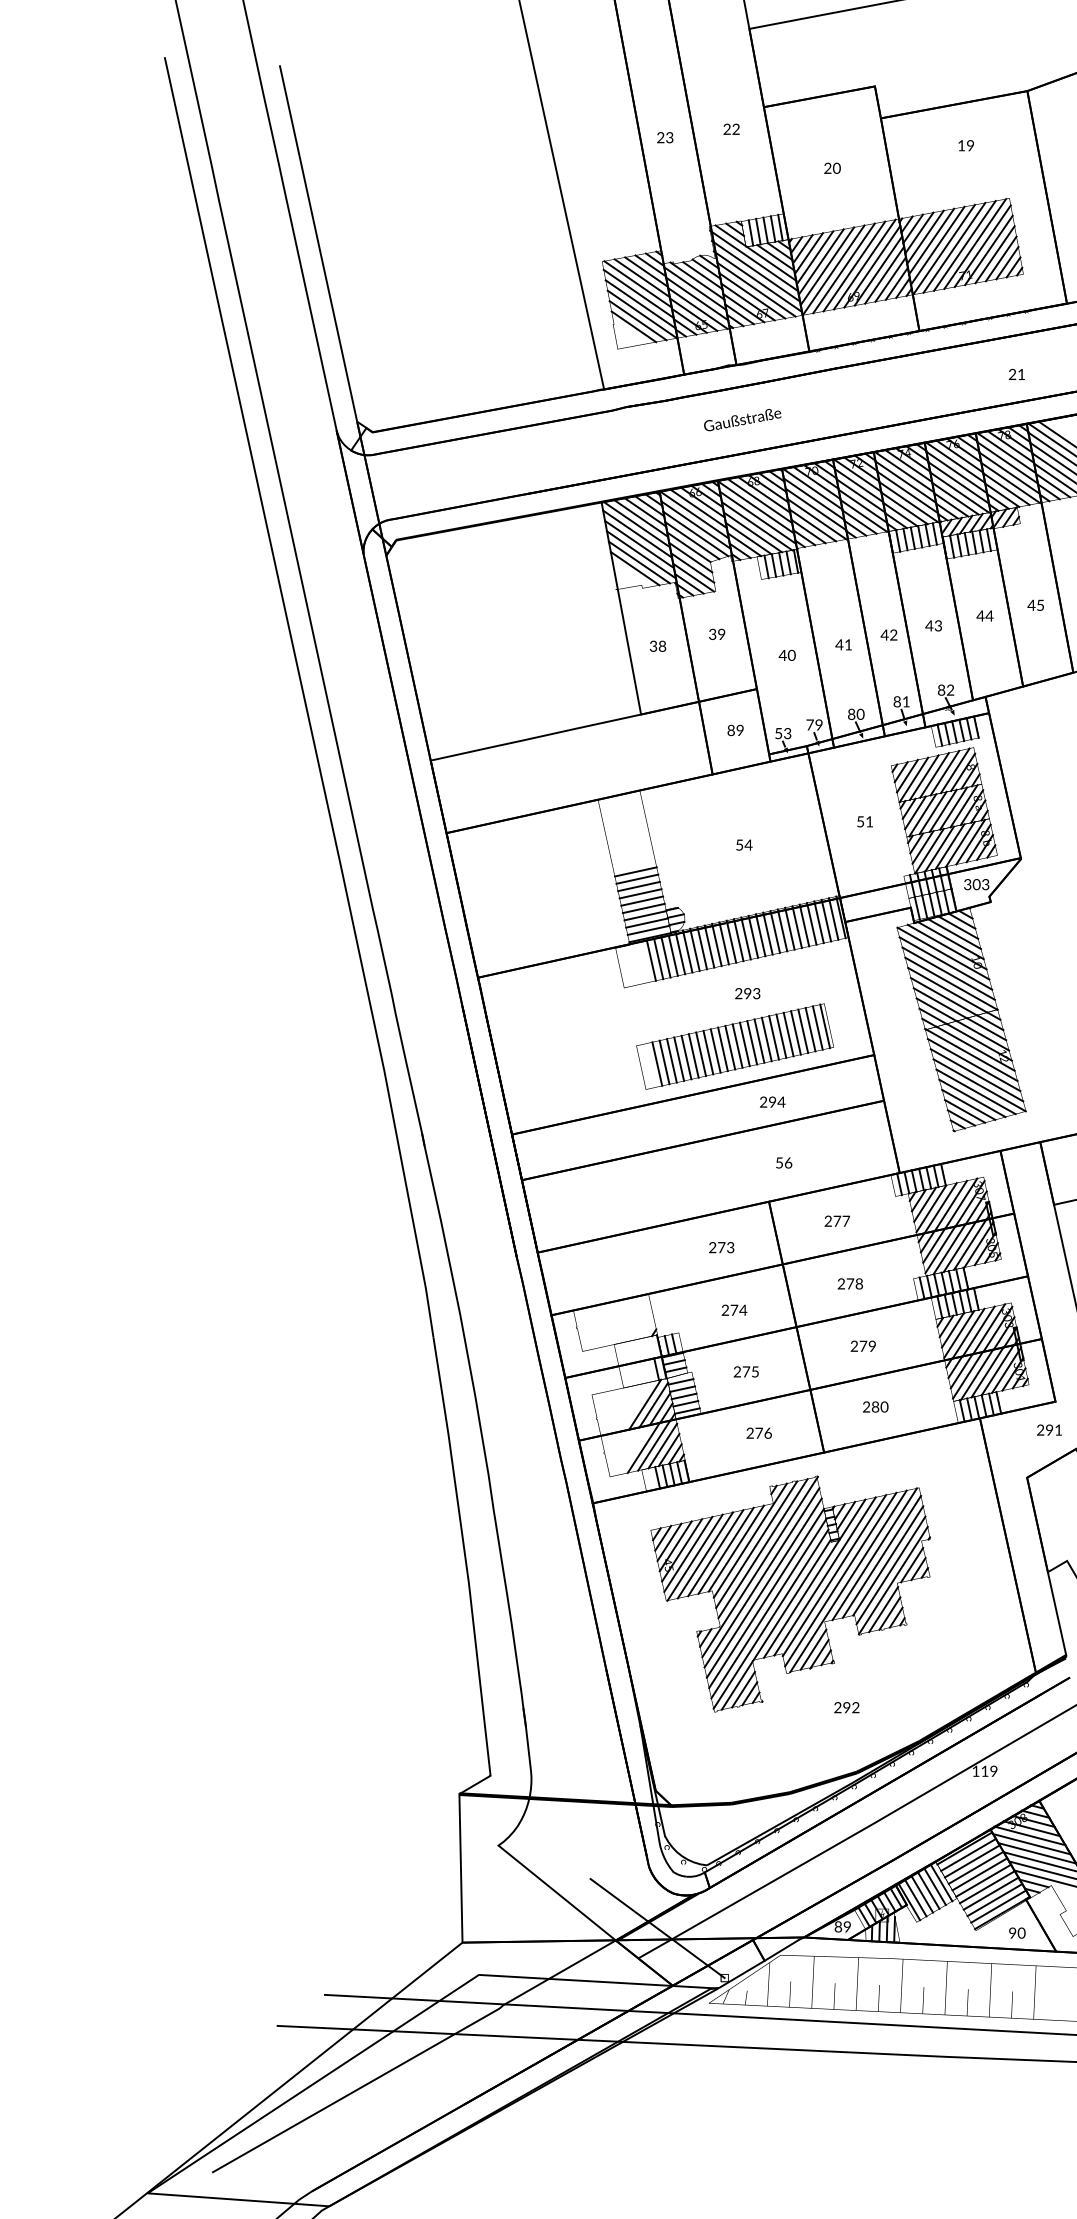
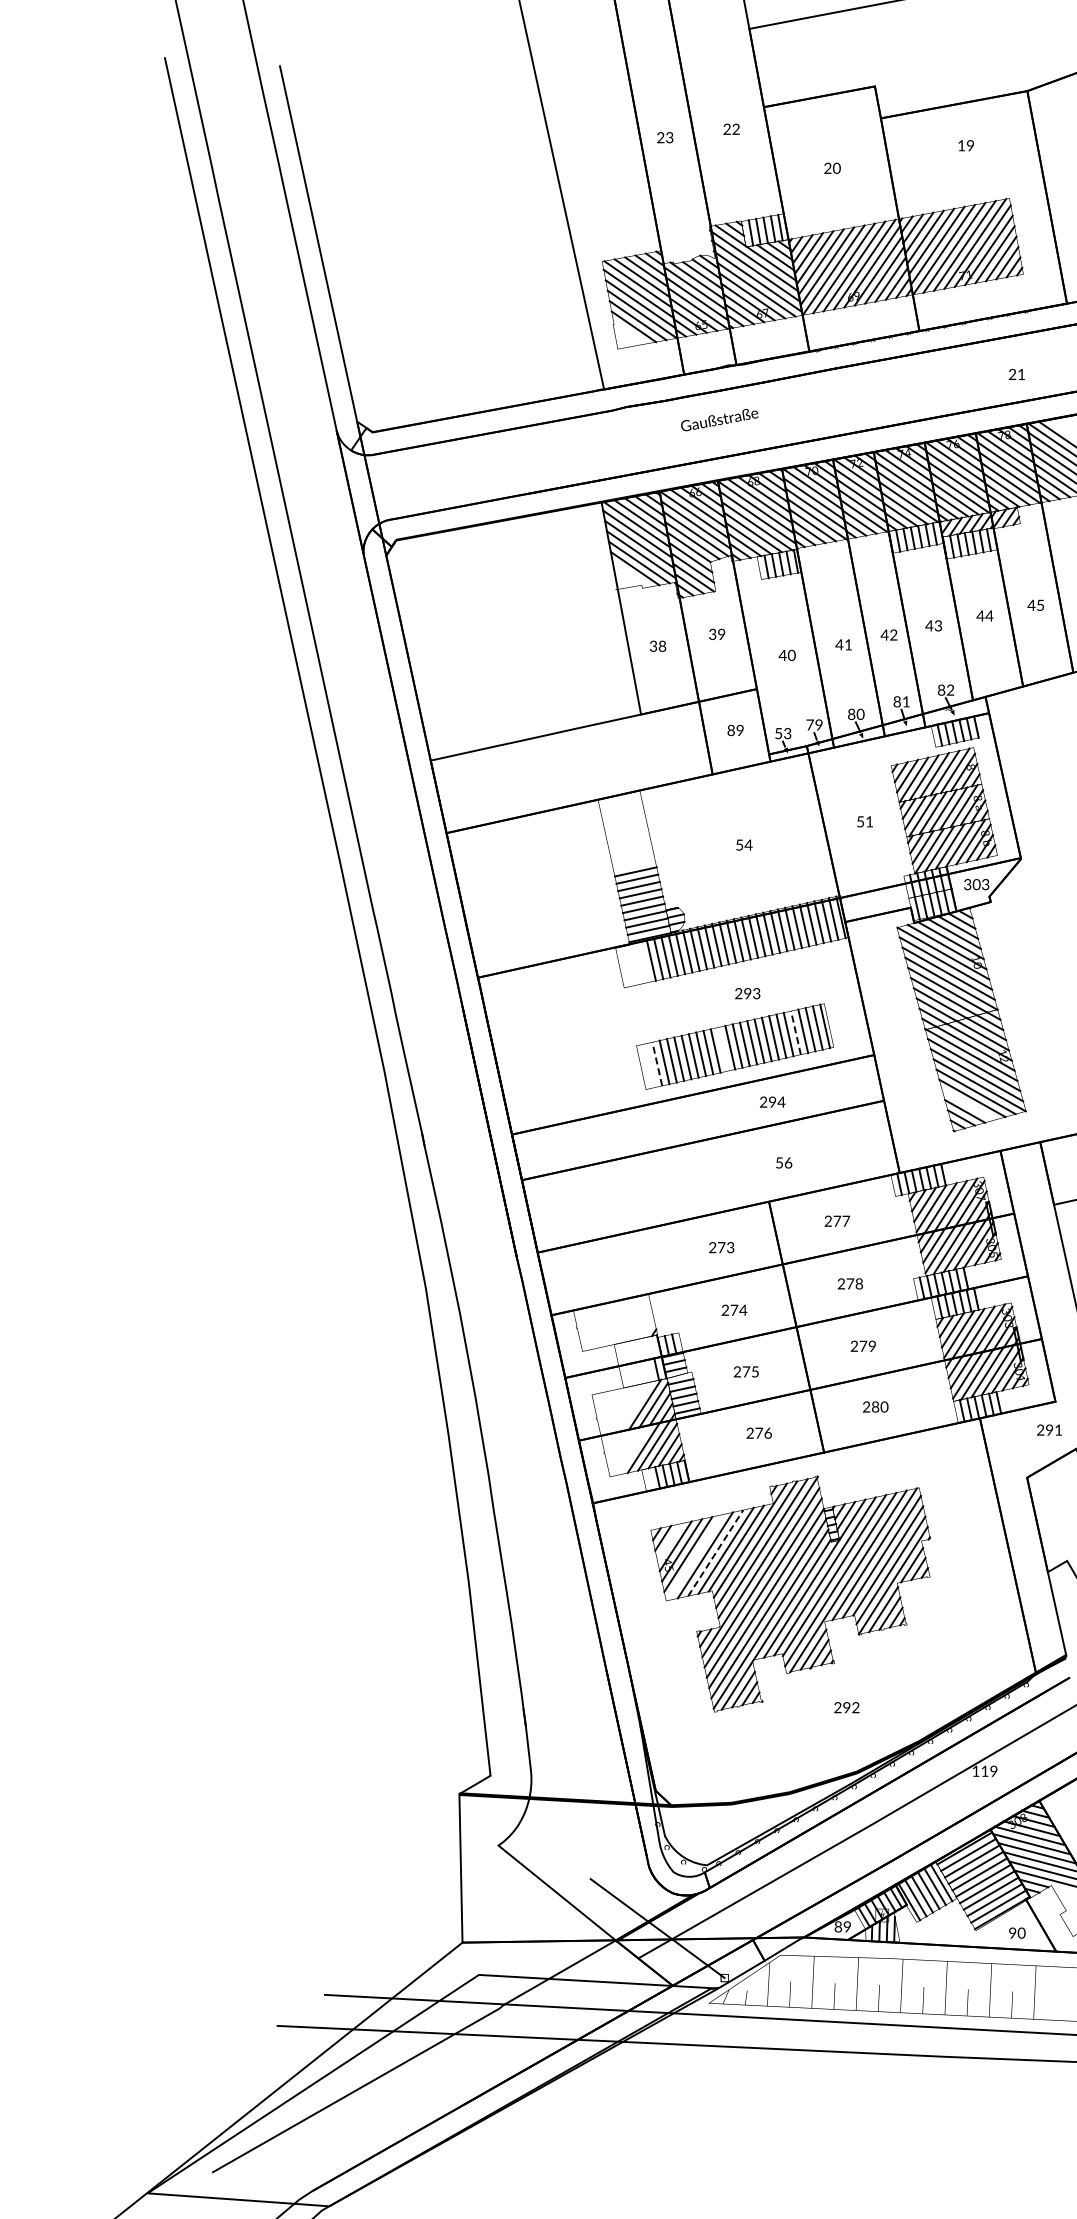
text position: (742, 420) -> (719, 420) (719, 420)
line: solid -> dashed (795, 1032)
line: present -> none (722, 1049)
line: solid -> dashed (657, 1063)
line: present -> none (968, 1104)
line: present -> none (669, 1541)
line: solid -> dashed (716, 1552)
line: present -> none (694, 1557)
